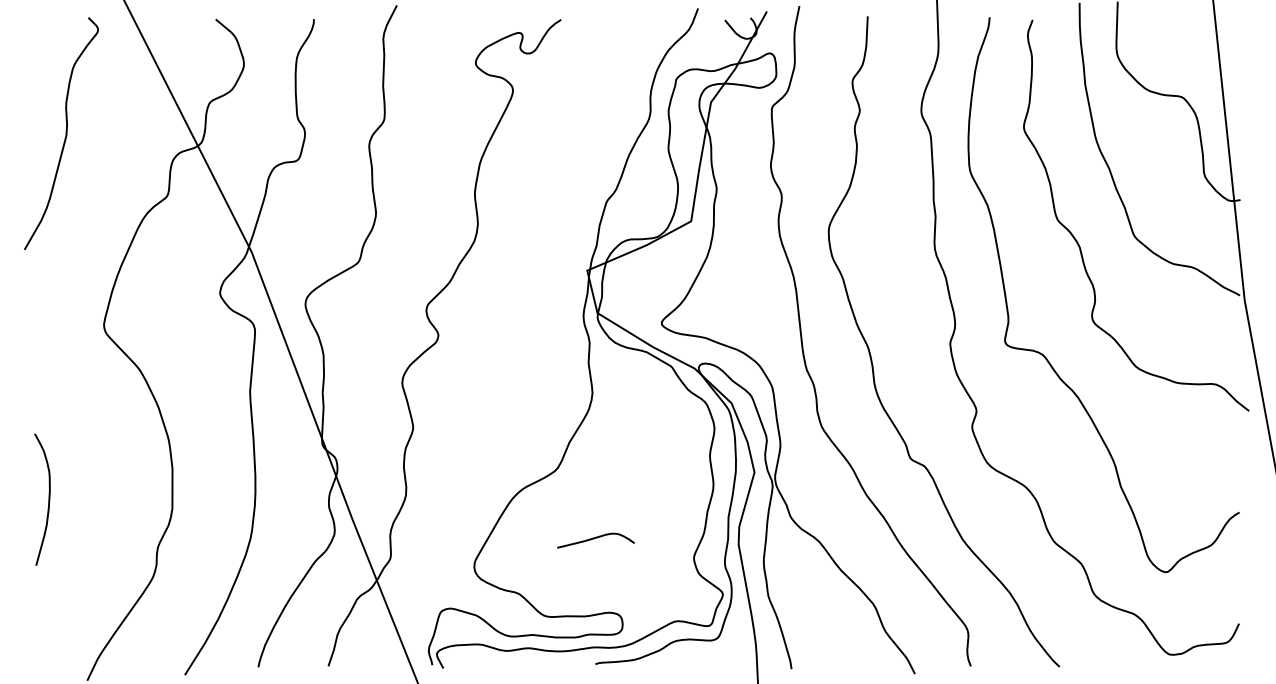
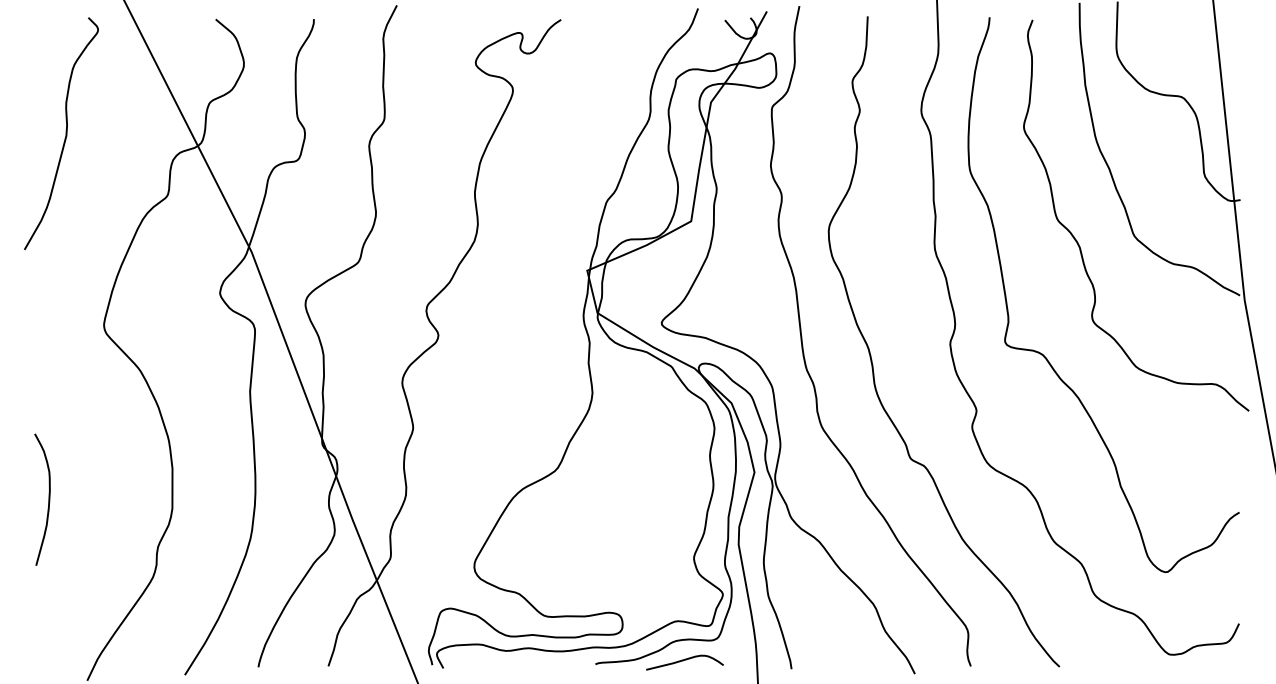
curve position: (594, 539) -> (683, 661) (683, 661)
